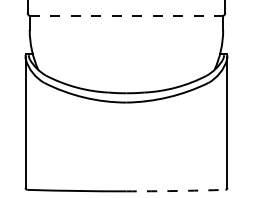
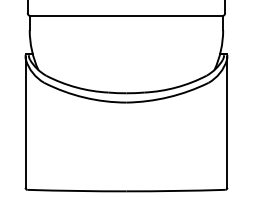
line: dashed -> solid (126, 16)
arc: dashed -> solid (175, 190)
